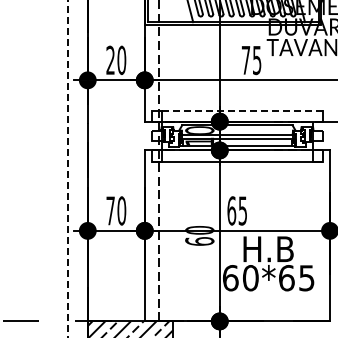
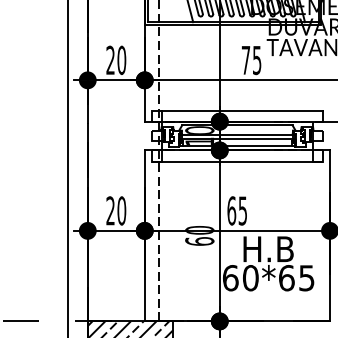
line: dashed -> solid (242, 110)
line: dashed -> solid (67, 168)
text: 70 -> 20 (110, 210)
